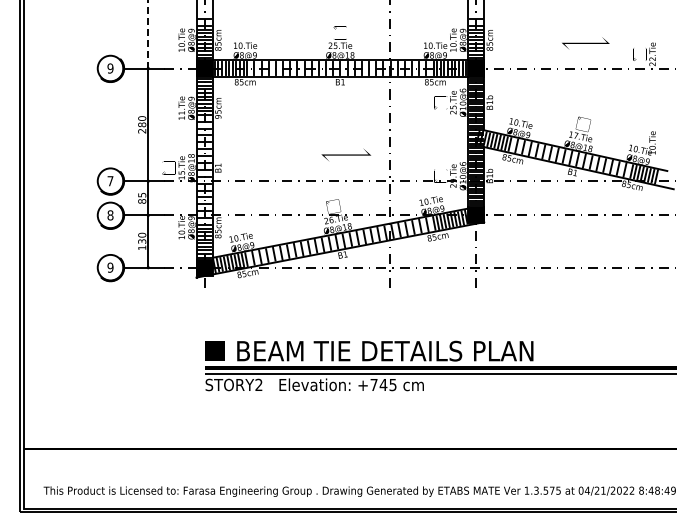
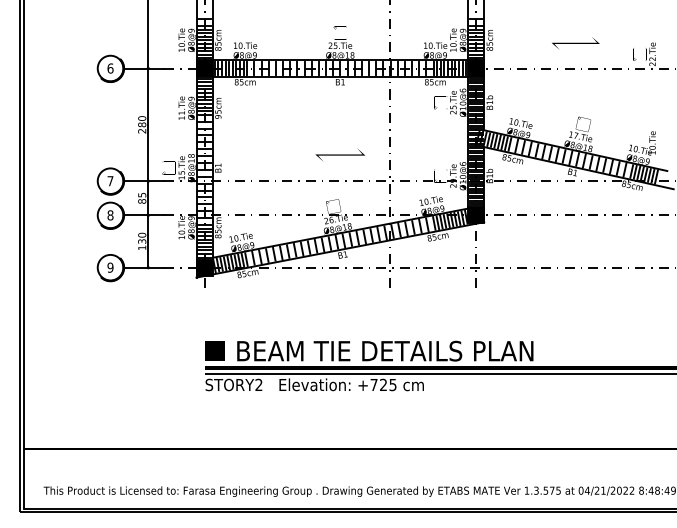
line: dashed -> solid (148, 34)
line position: (585, 42) -> (575, 42) (575, 42)
text: 9 -> 6 (110, 68)
line position: (345, 154) -> (339, 154) (339, 154)
text: +745 -> +725 (383, 384)
